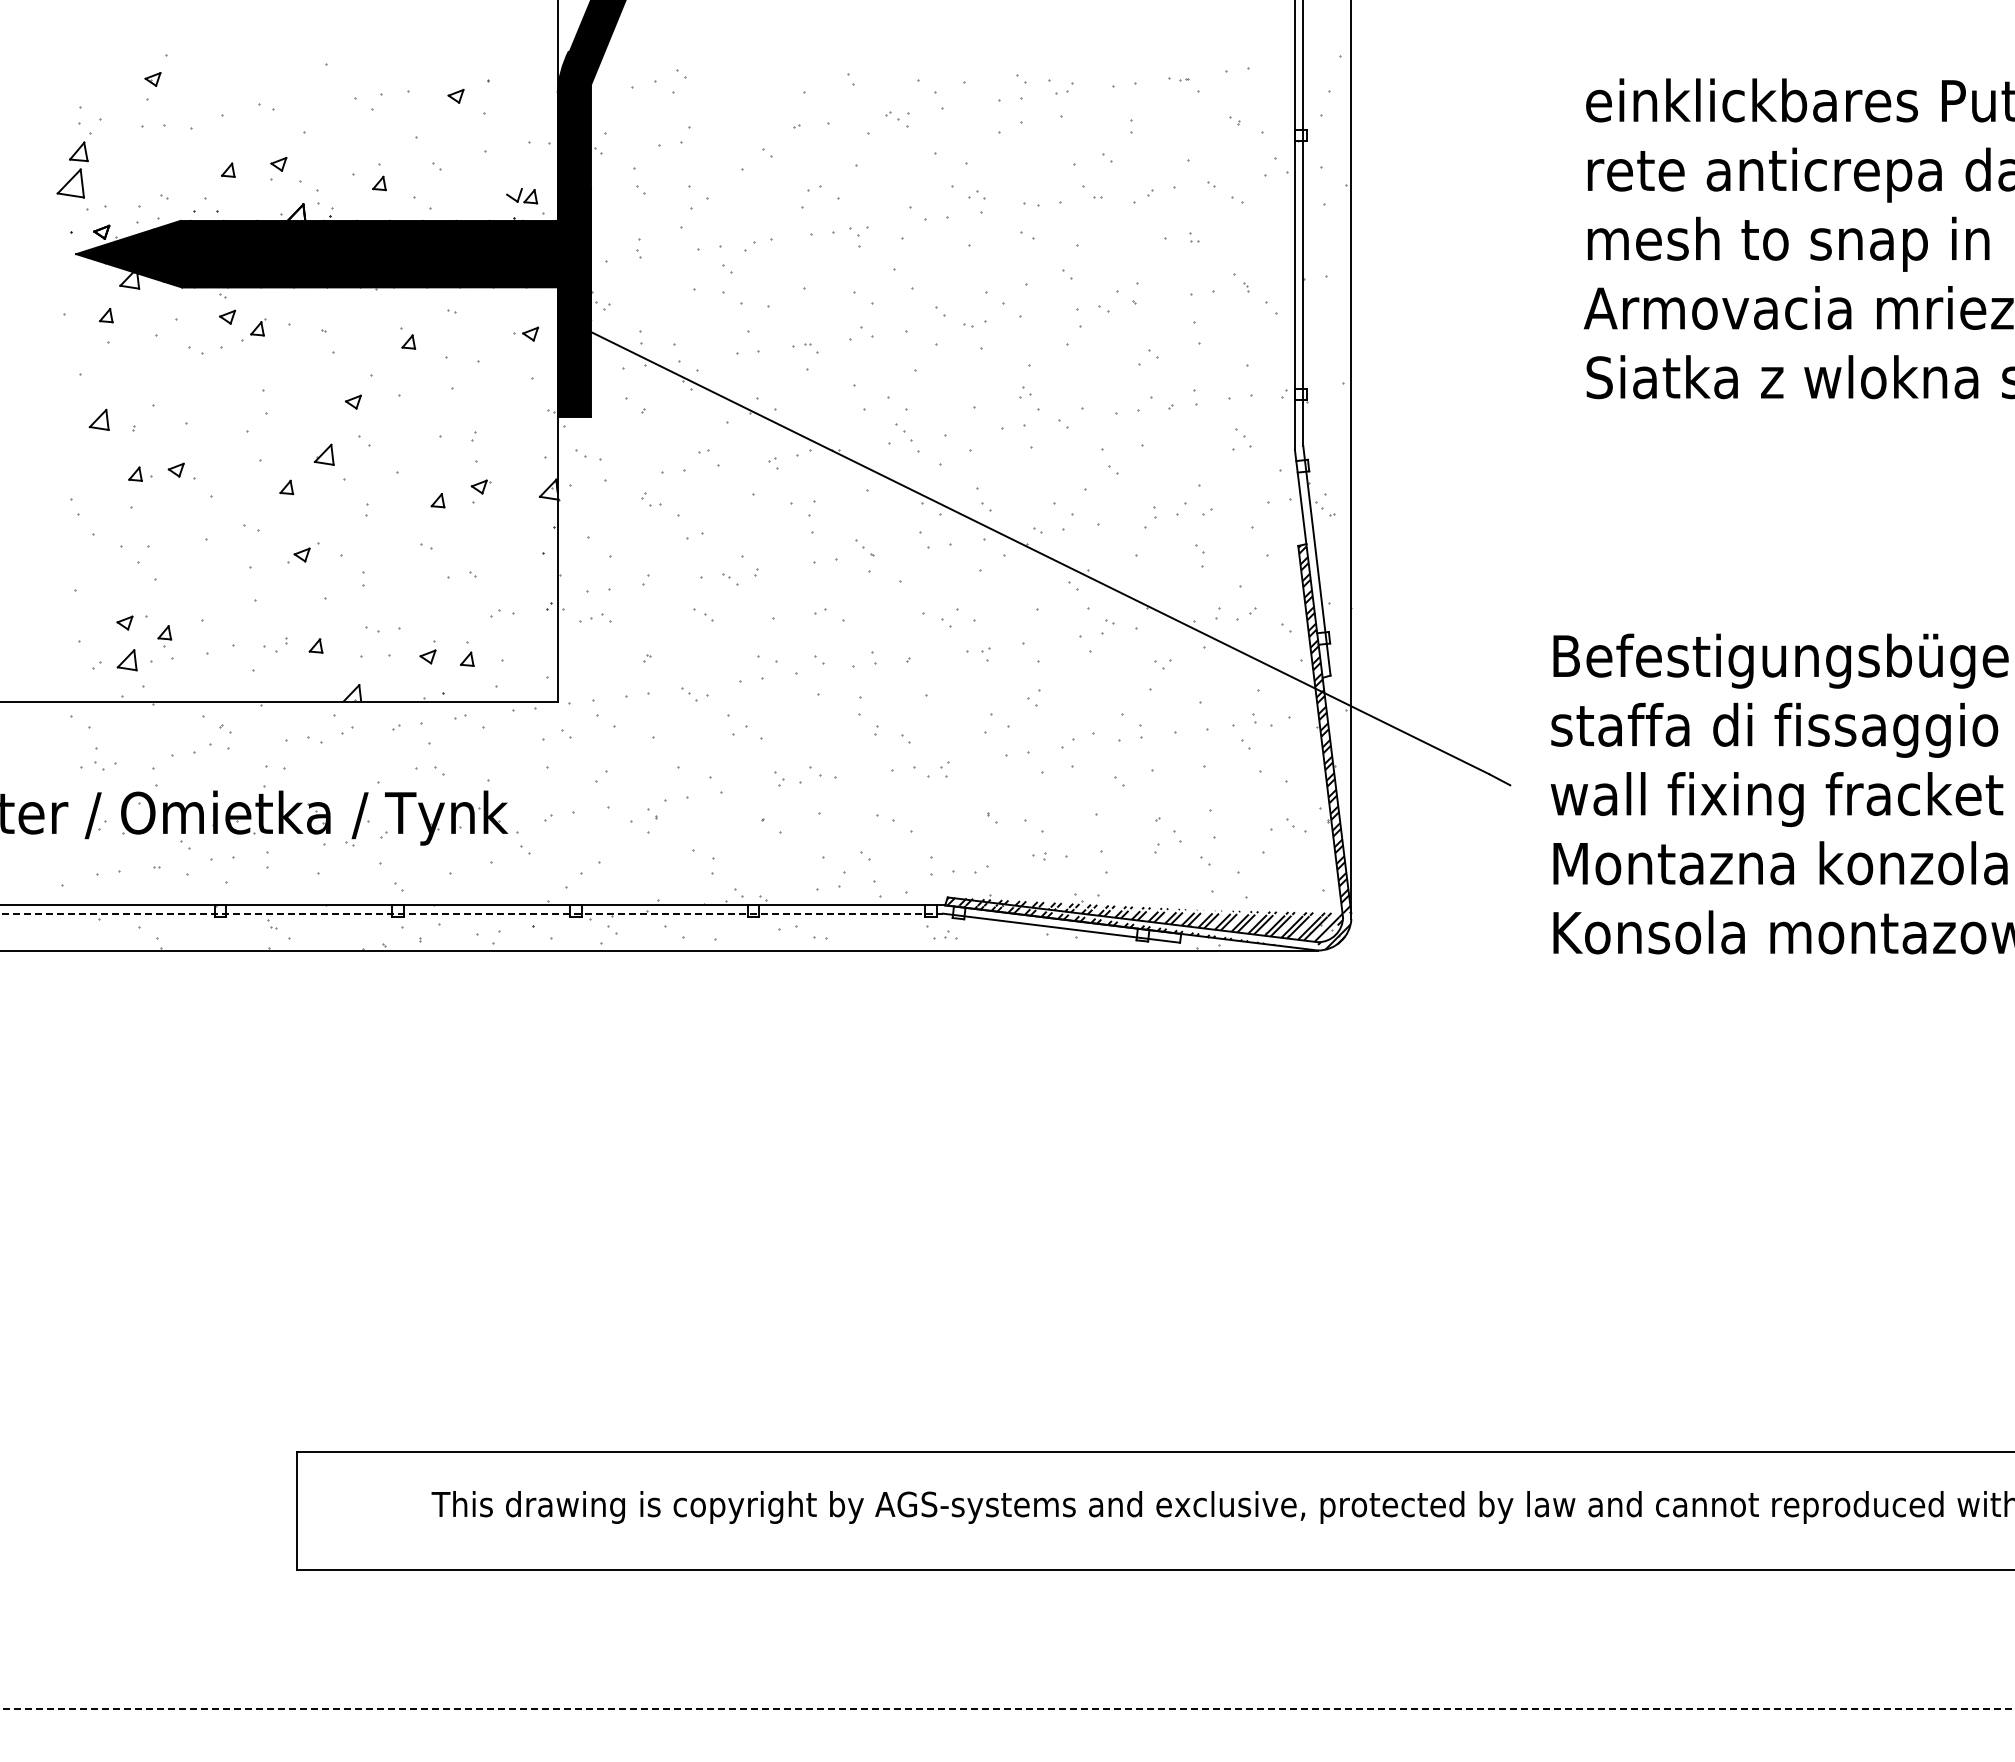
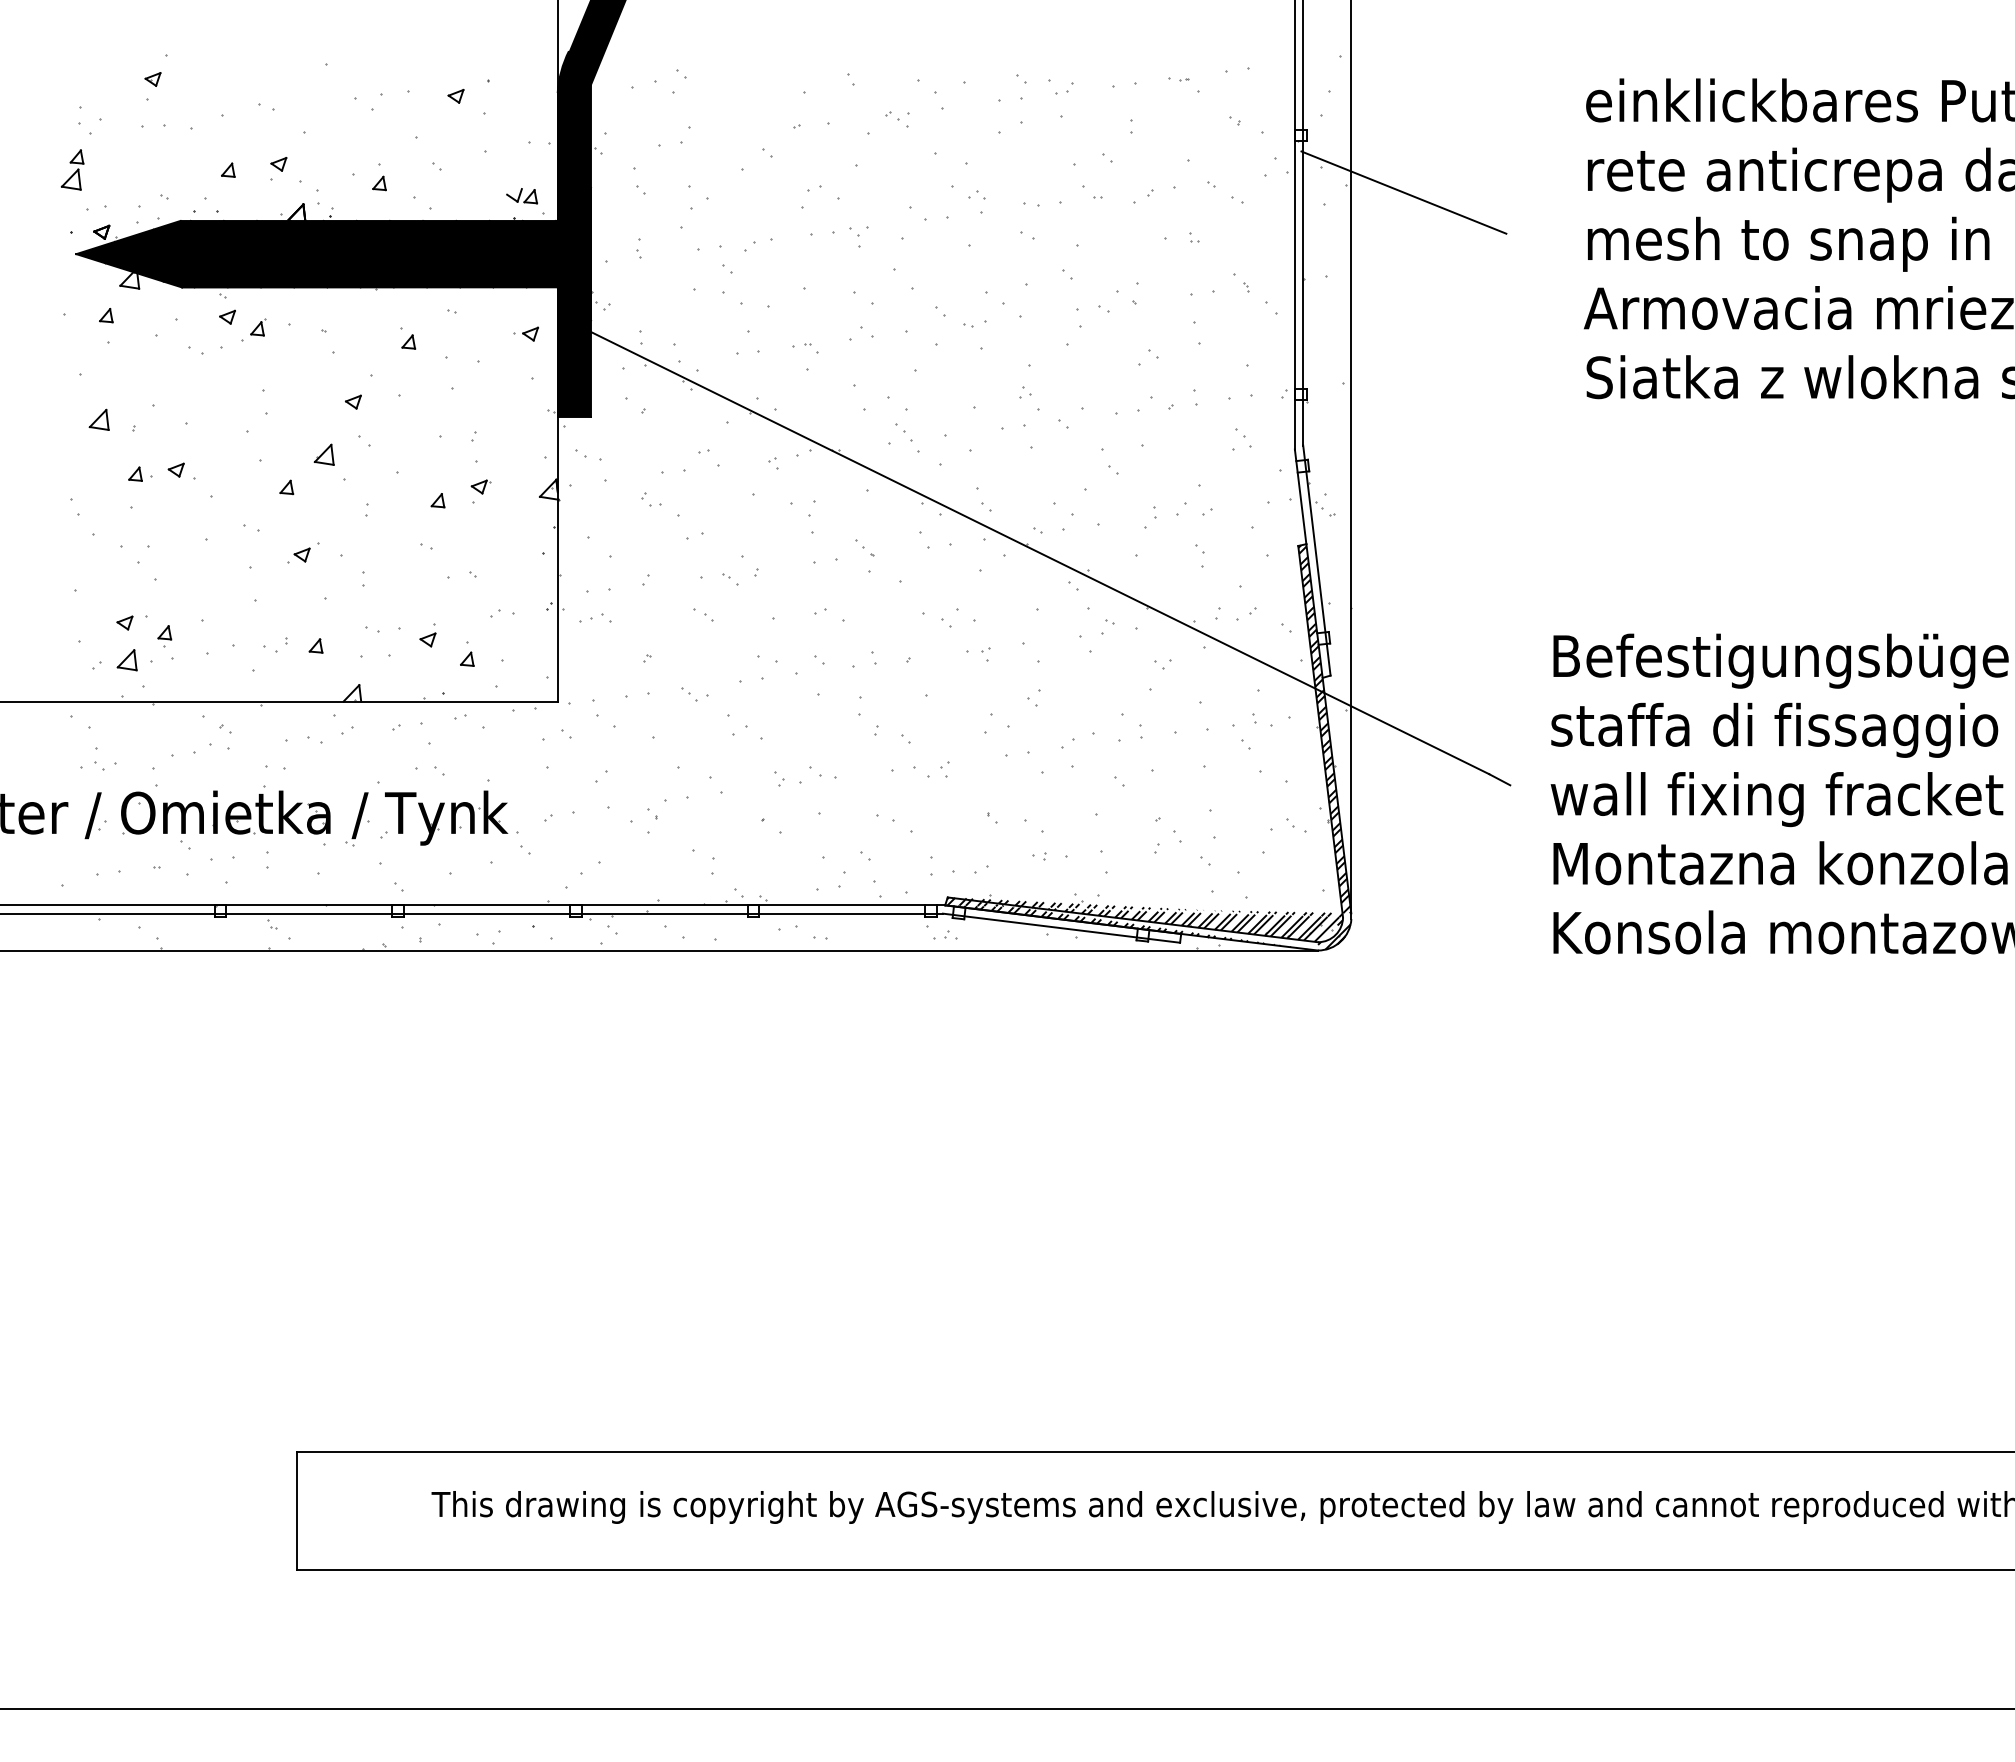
part size: 33x58 px -> 25x42 px (72, 169)
line: none -> present (1403, 192)
part position: (427, 652) -> (427, 635) (427, 635)
line: dashed -> solid (472, 913)
line: dashed -> solid (1007, 1708)
